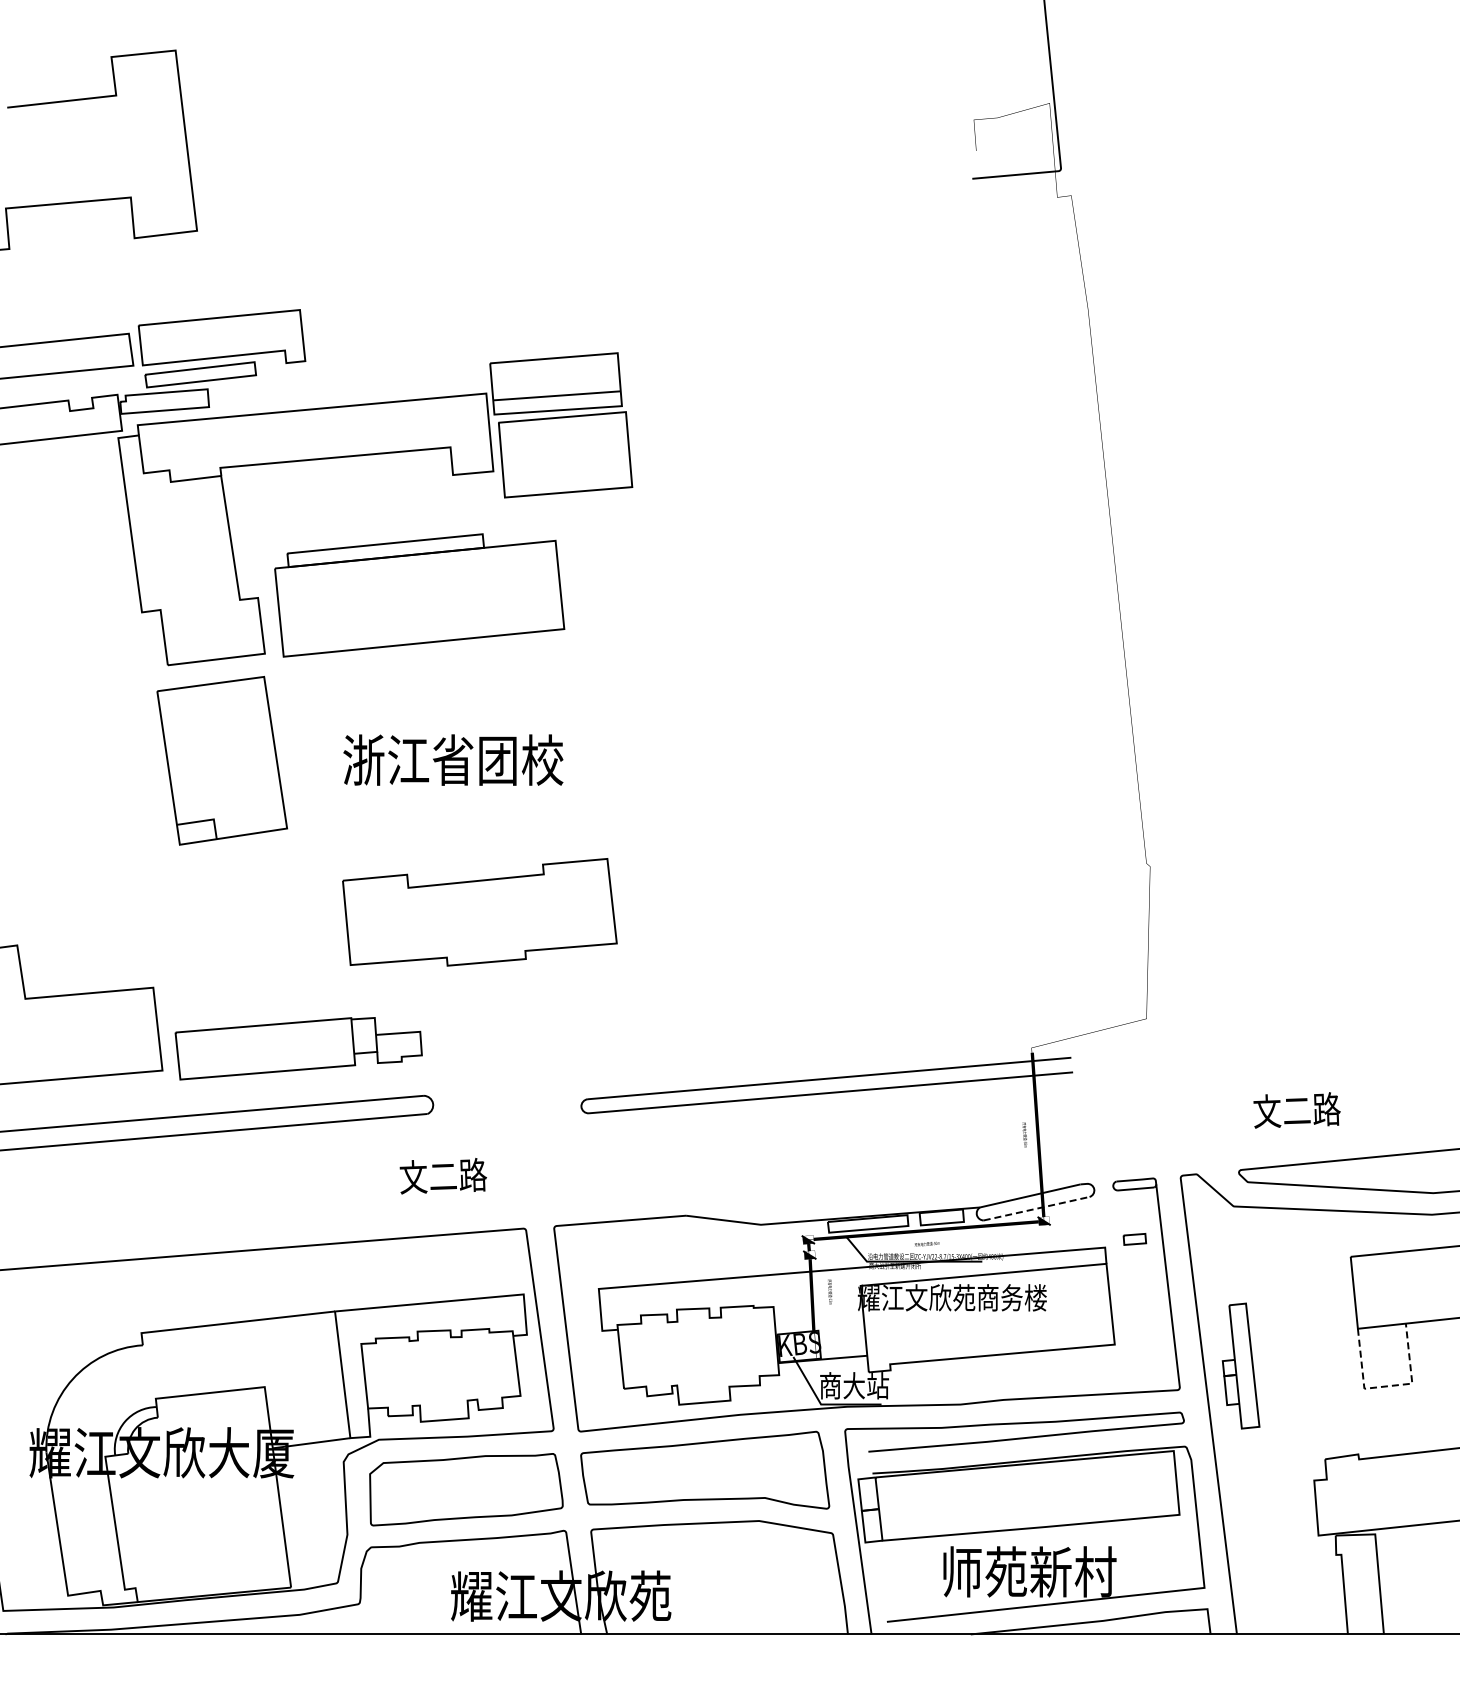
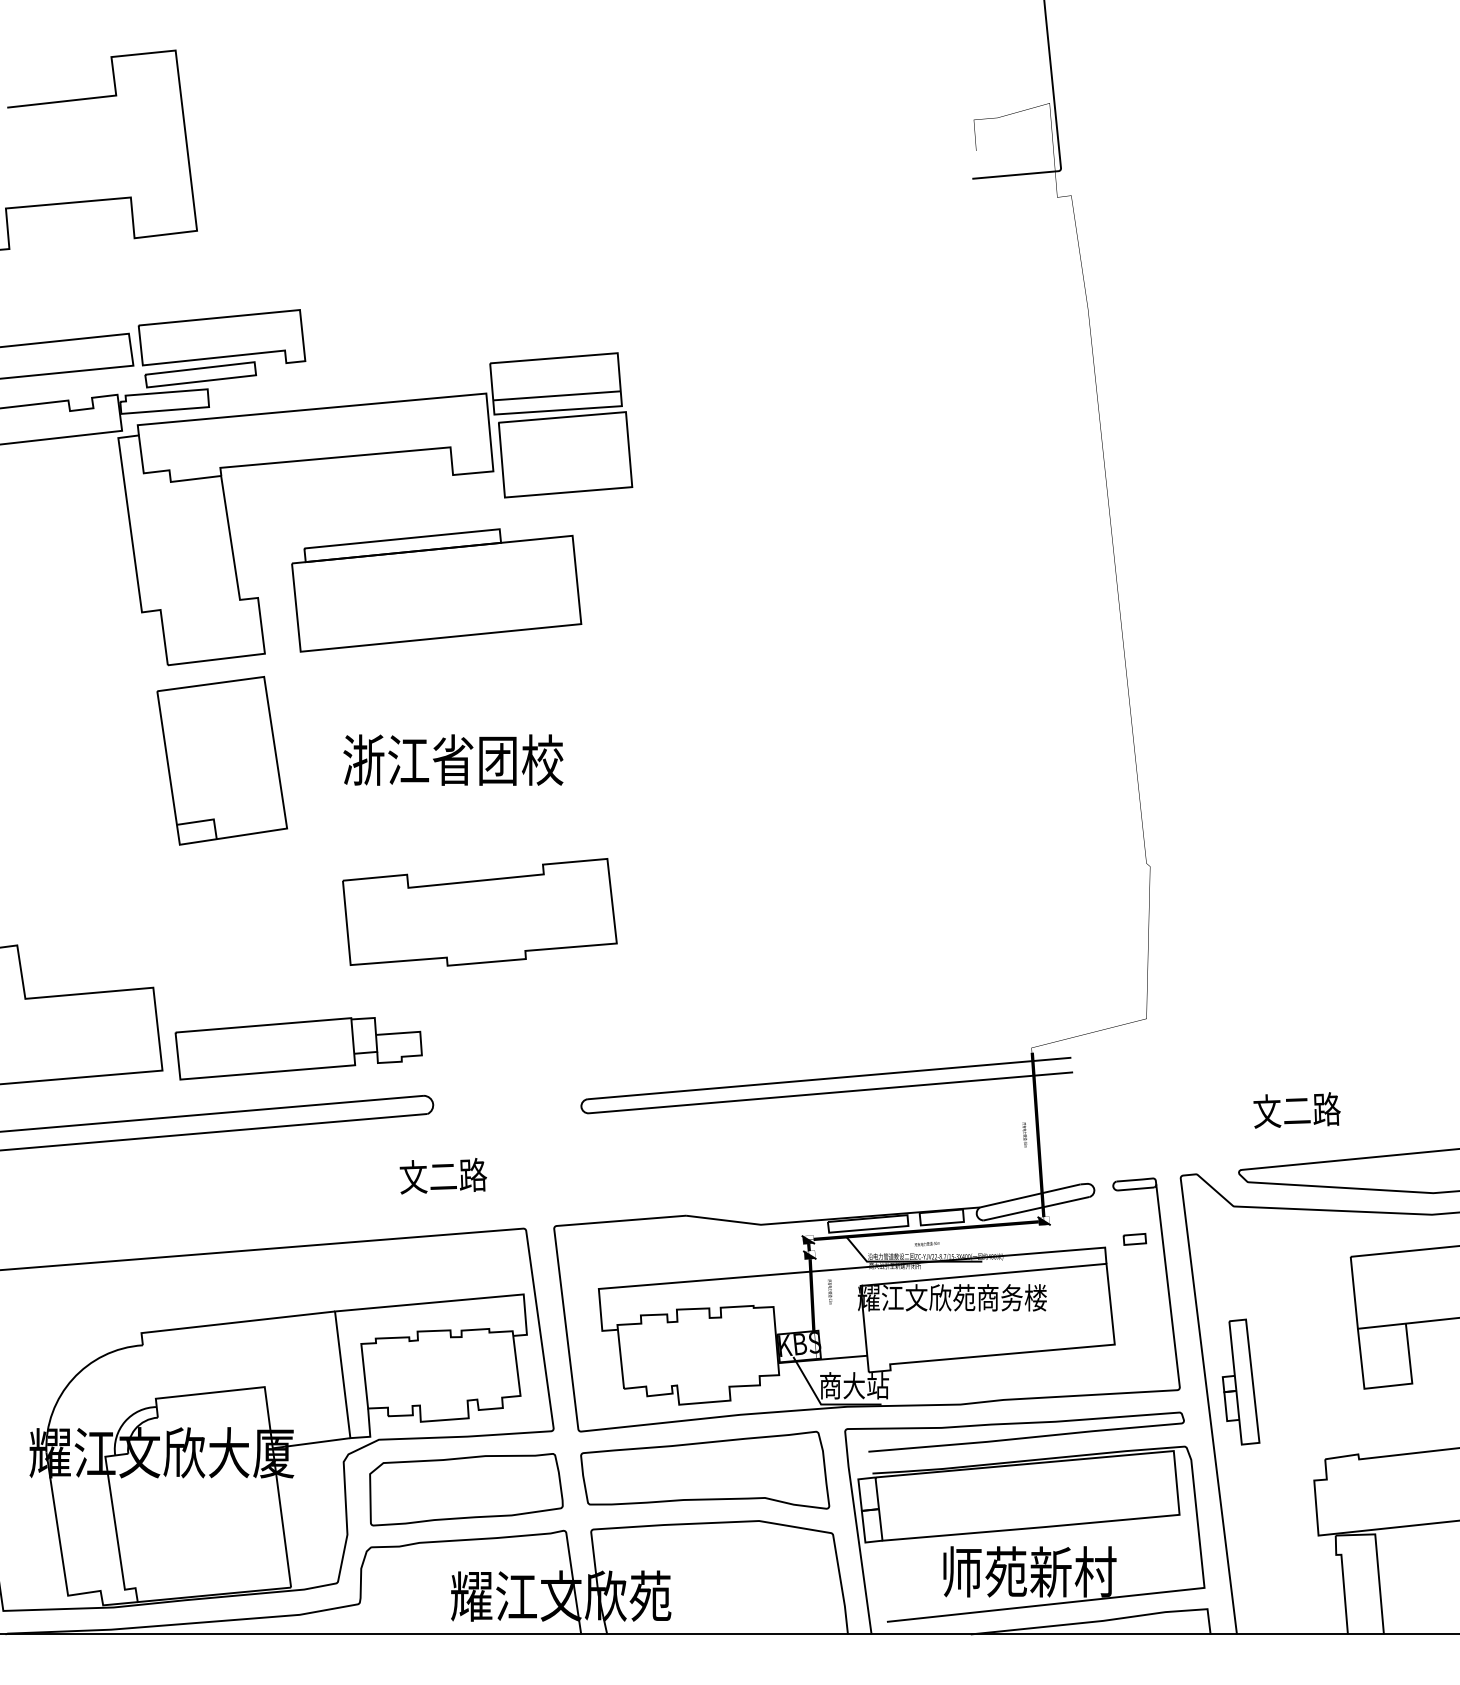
part position: (419, 595) -> (436, 590) (436, 590)
line: dashed -> solid (1037, 1208)
part position: (1240, 1365) -> (1240, 1381) (1240, 1381)
line: dashed -> solid (1388, 1386)
